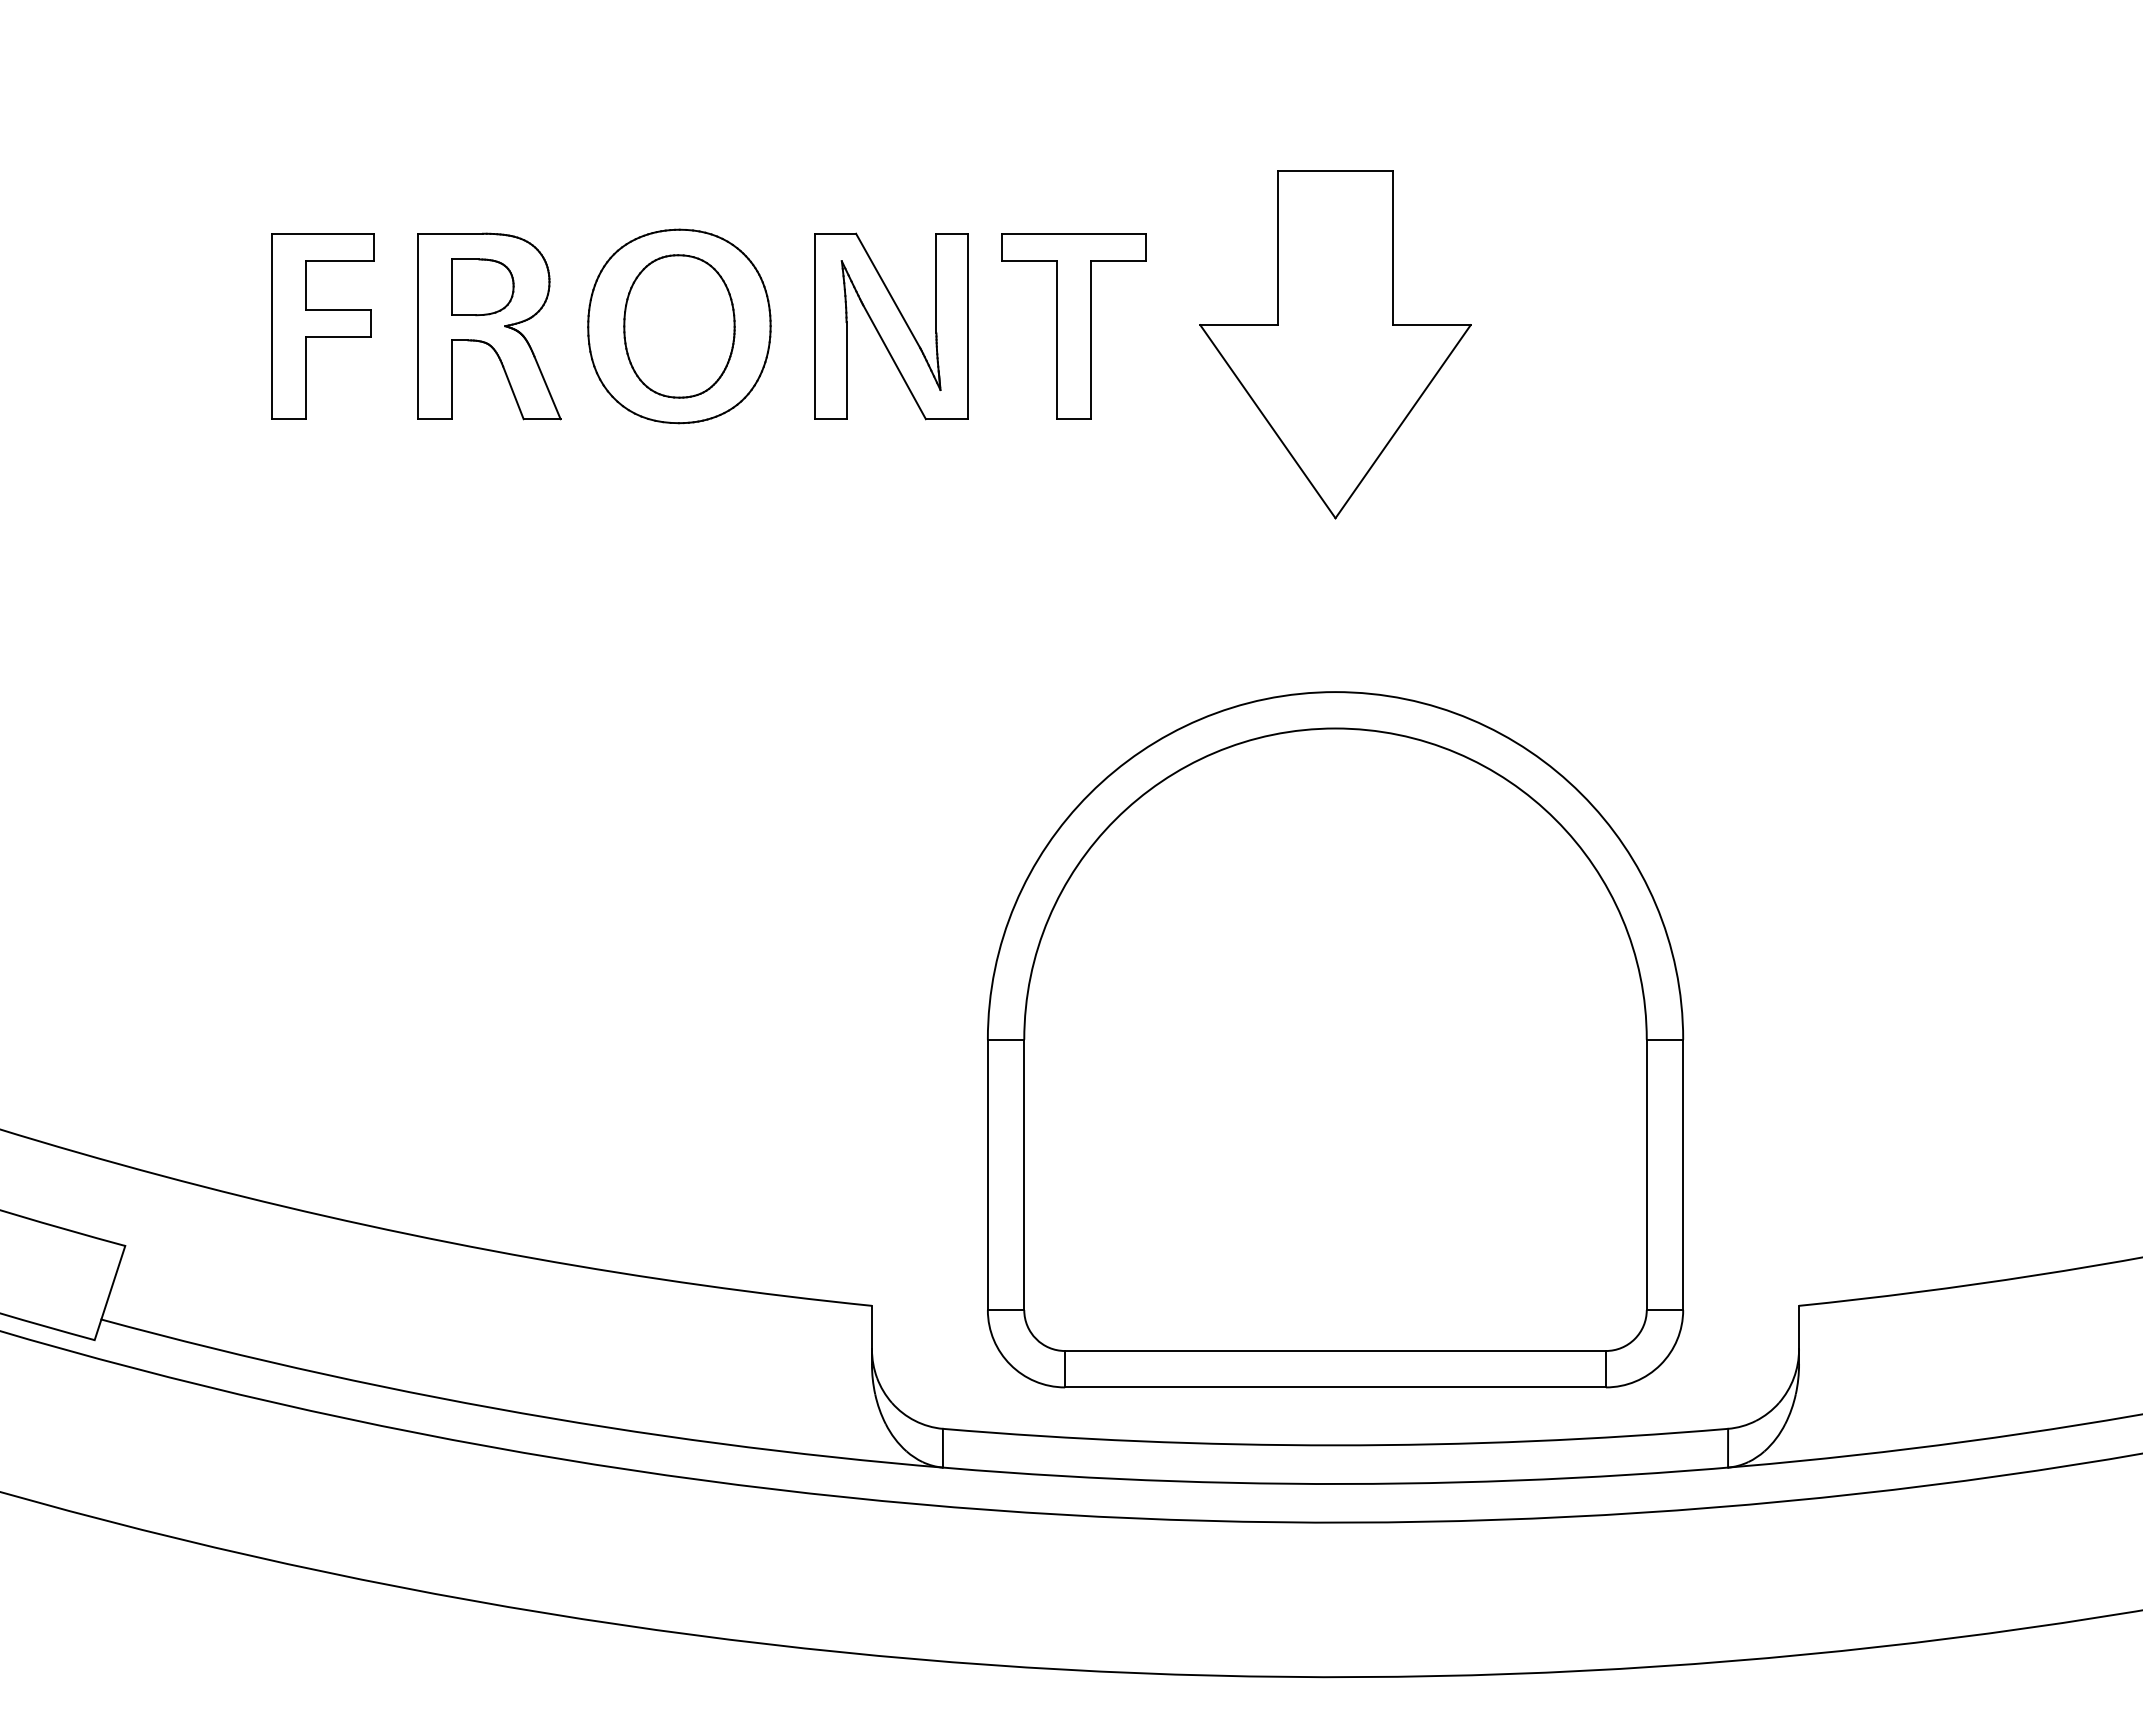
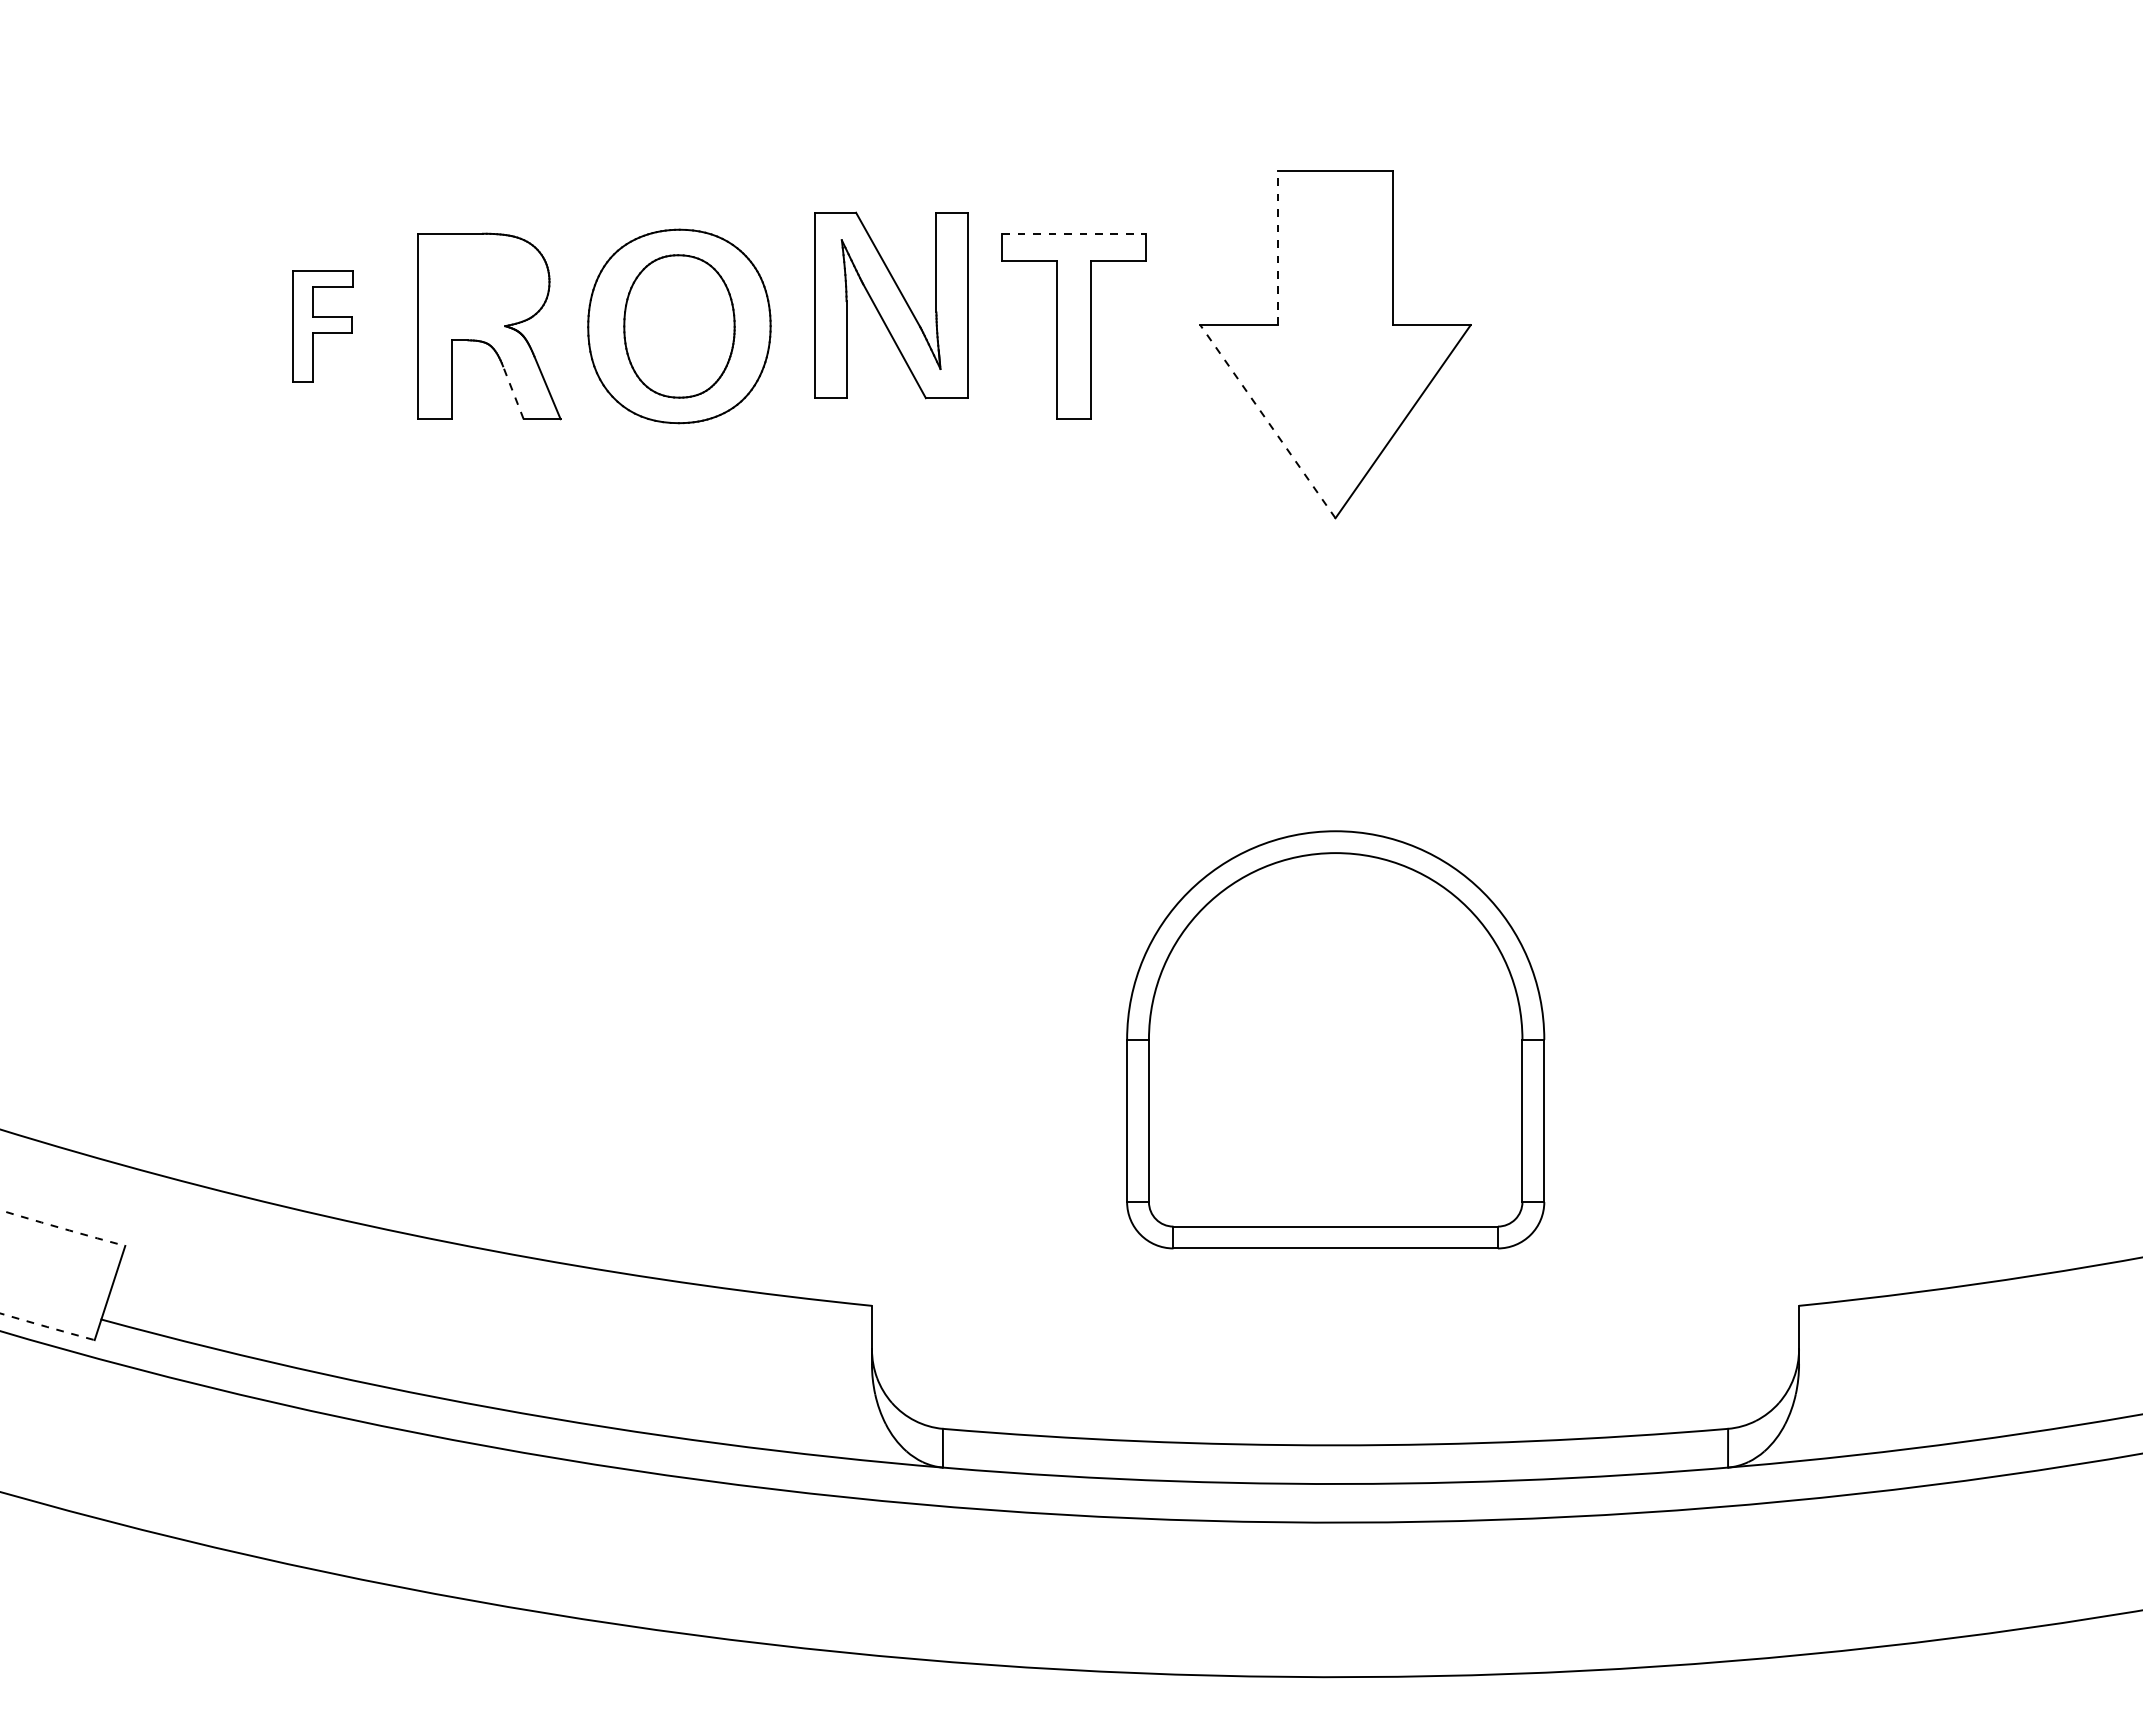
line: solid -> dashed (1074, 233)
line: solid -> dashed (1277, 247)
part: present -> none (482, 287)
part size: 104x187 px -> 62x113 px (322, 326)
part position: (891, 326) -> (891, 305) (891, 305)
line: solid -> dashed (513, 392)
line: solid -> dashed (1267, 421)
part size: 698x698 px -> 420x420 px (1335, 1039)
arc: solid -> dashed (62, 1228)
arc: solid -> dashed (47, 1326)
